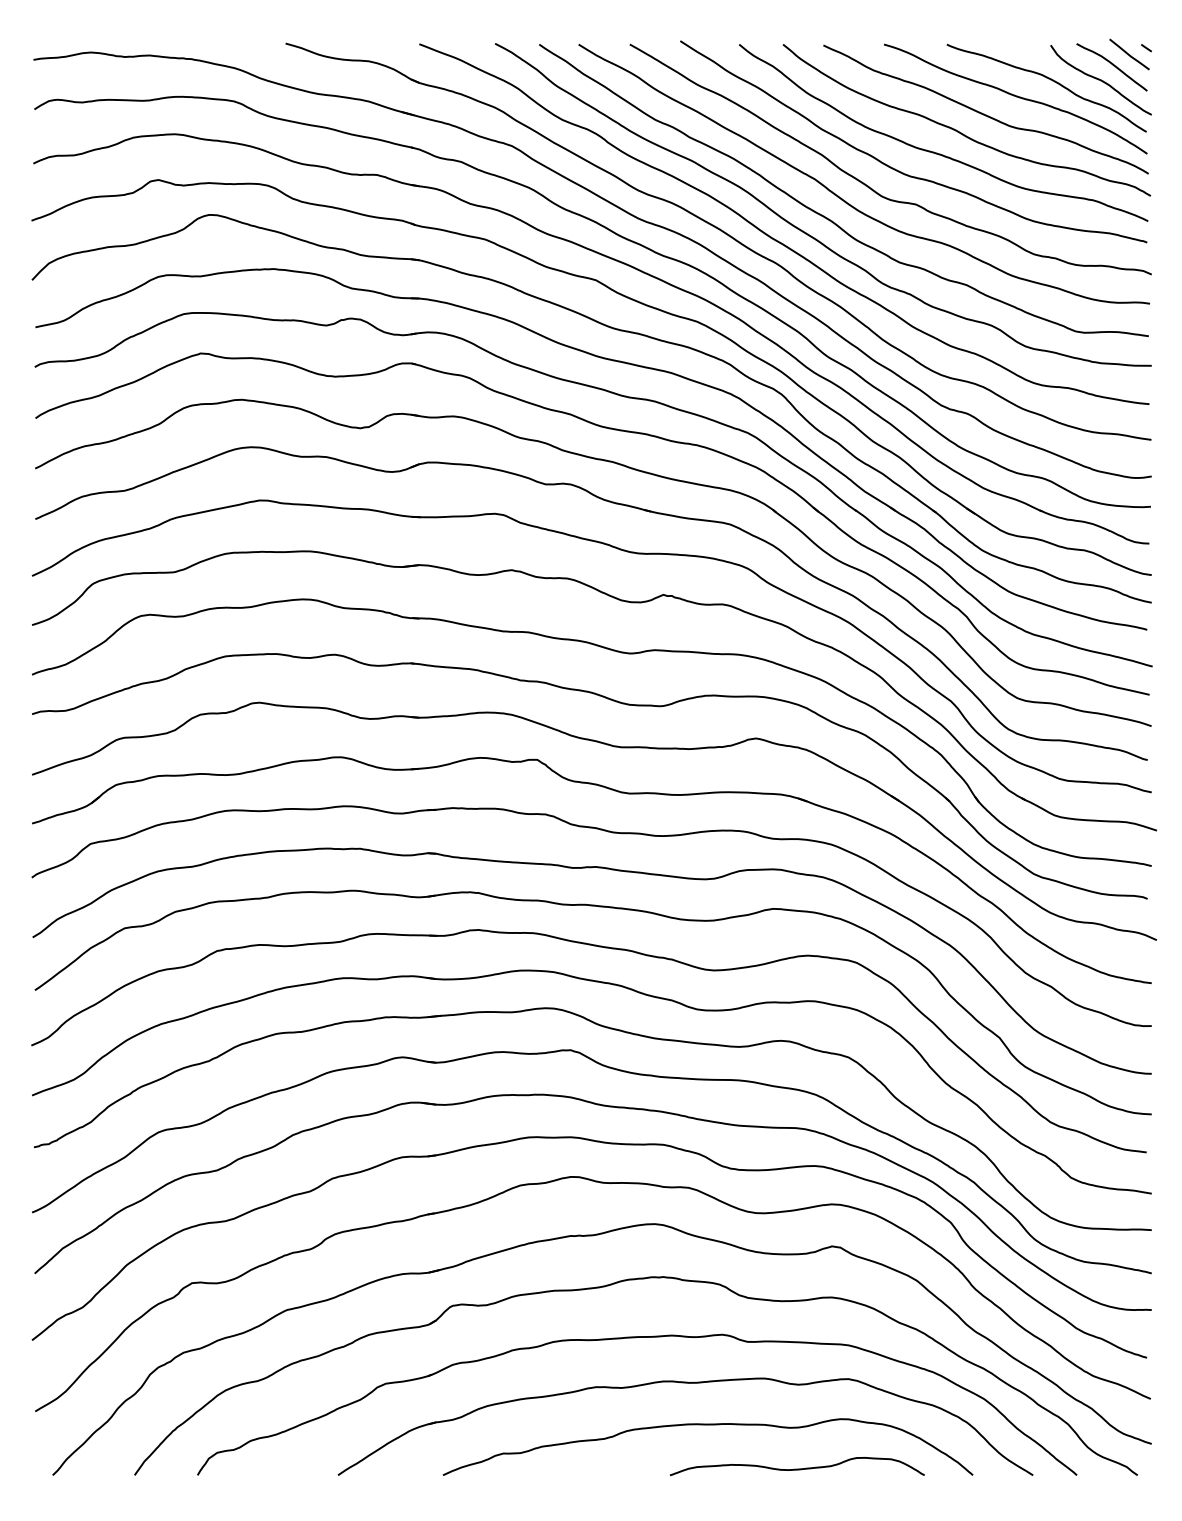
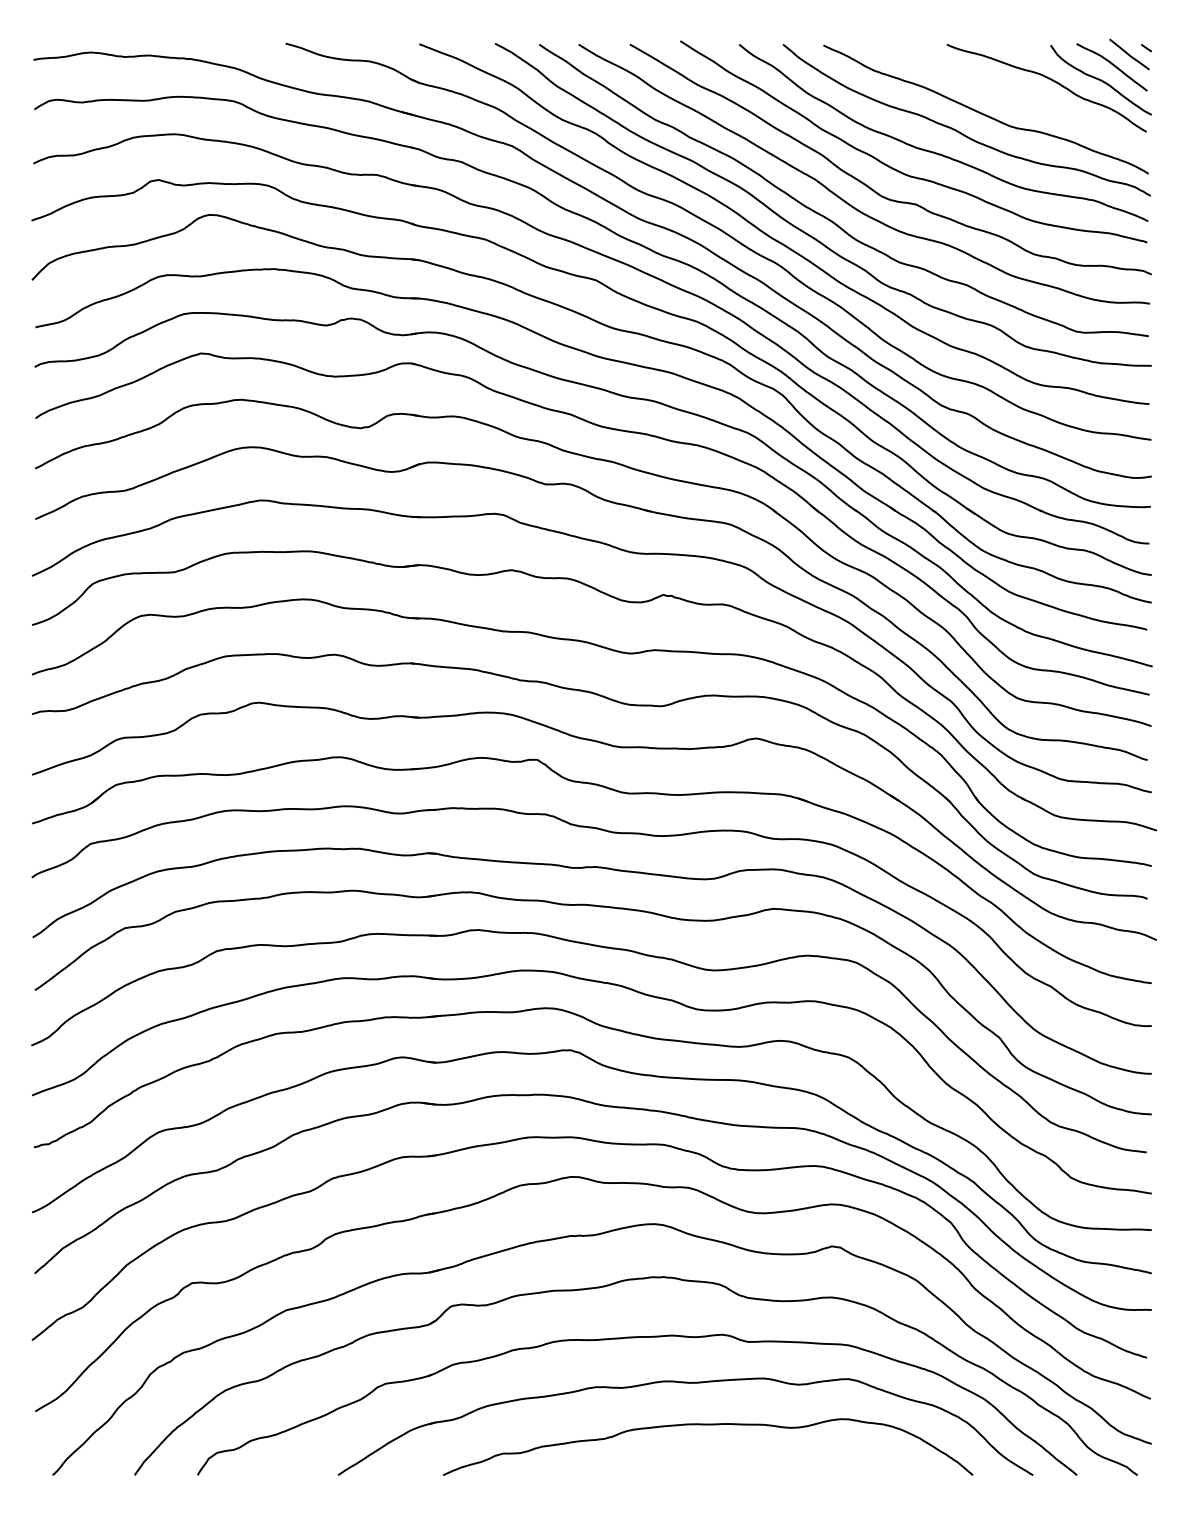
curve: present -> none (1016, 97)
curve: present -> none (796, 1468)
